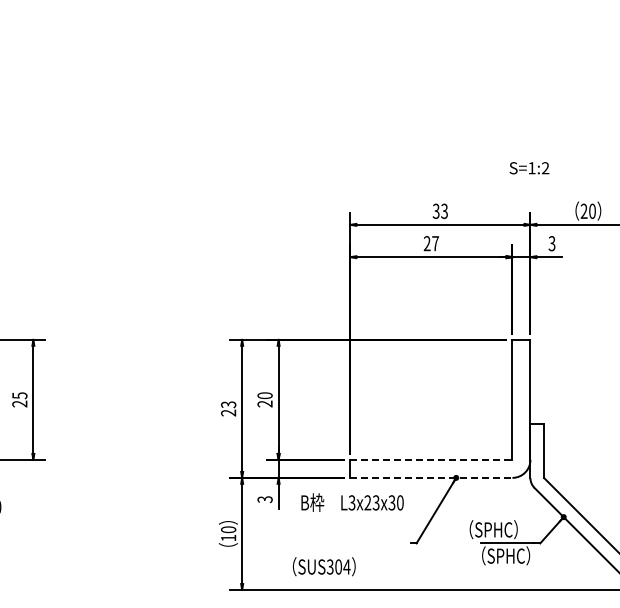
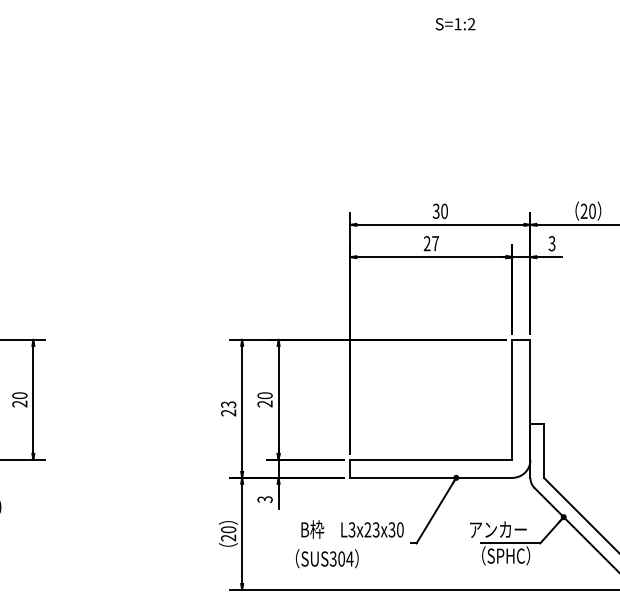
text position: (529, 168) -> (455, 24) (455, 24)
text: 33 -> 30 (444, 210)
text: 25 -> 20 (19, 395)
line: dashed -> solid (431, 459)
line: dashed -> solid (431, 477)
text position: (352, 502) -> (352, 529) (352, 529)
text: （SPHC） -> アンカー (497, 529)
text: 10 -> 20 (228, 537)
text position: (324, 566) -> (327, 558) (327, 558)
